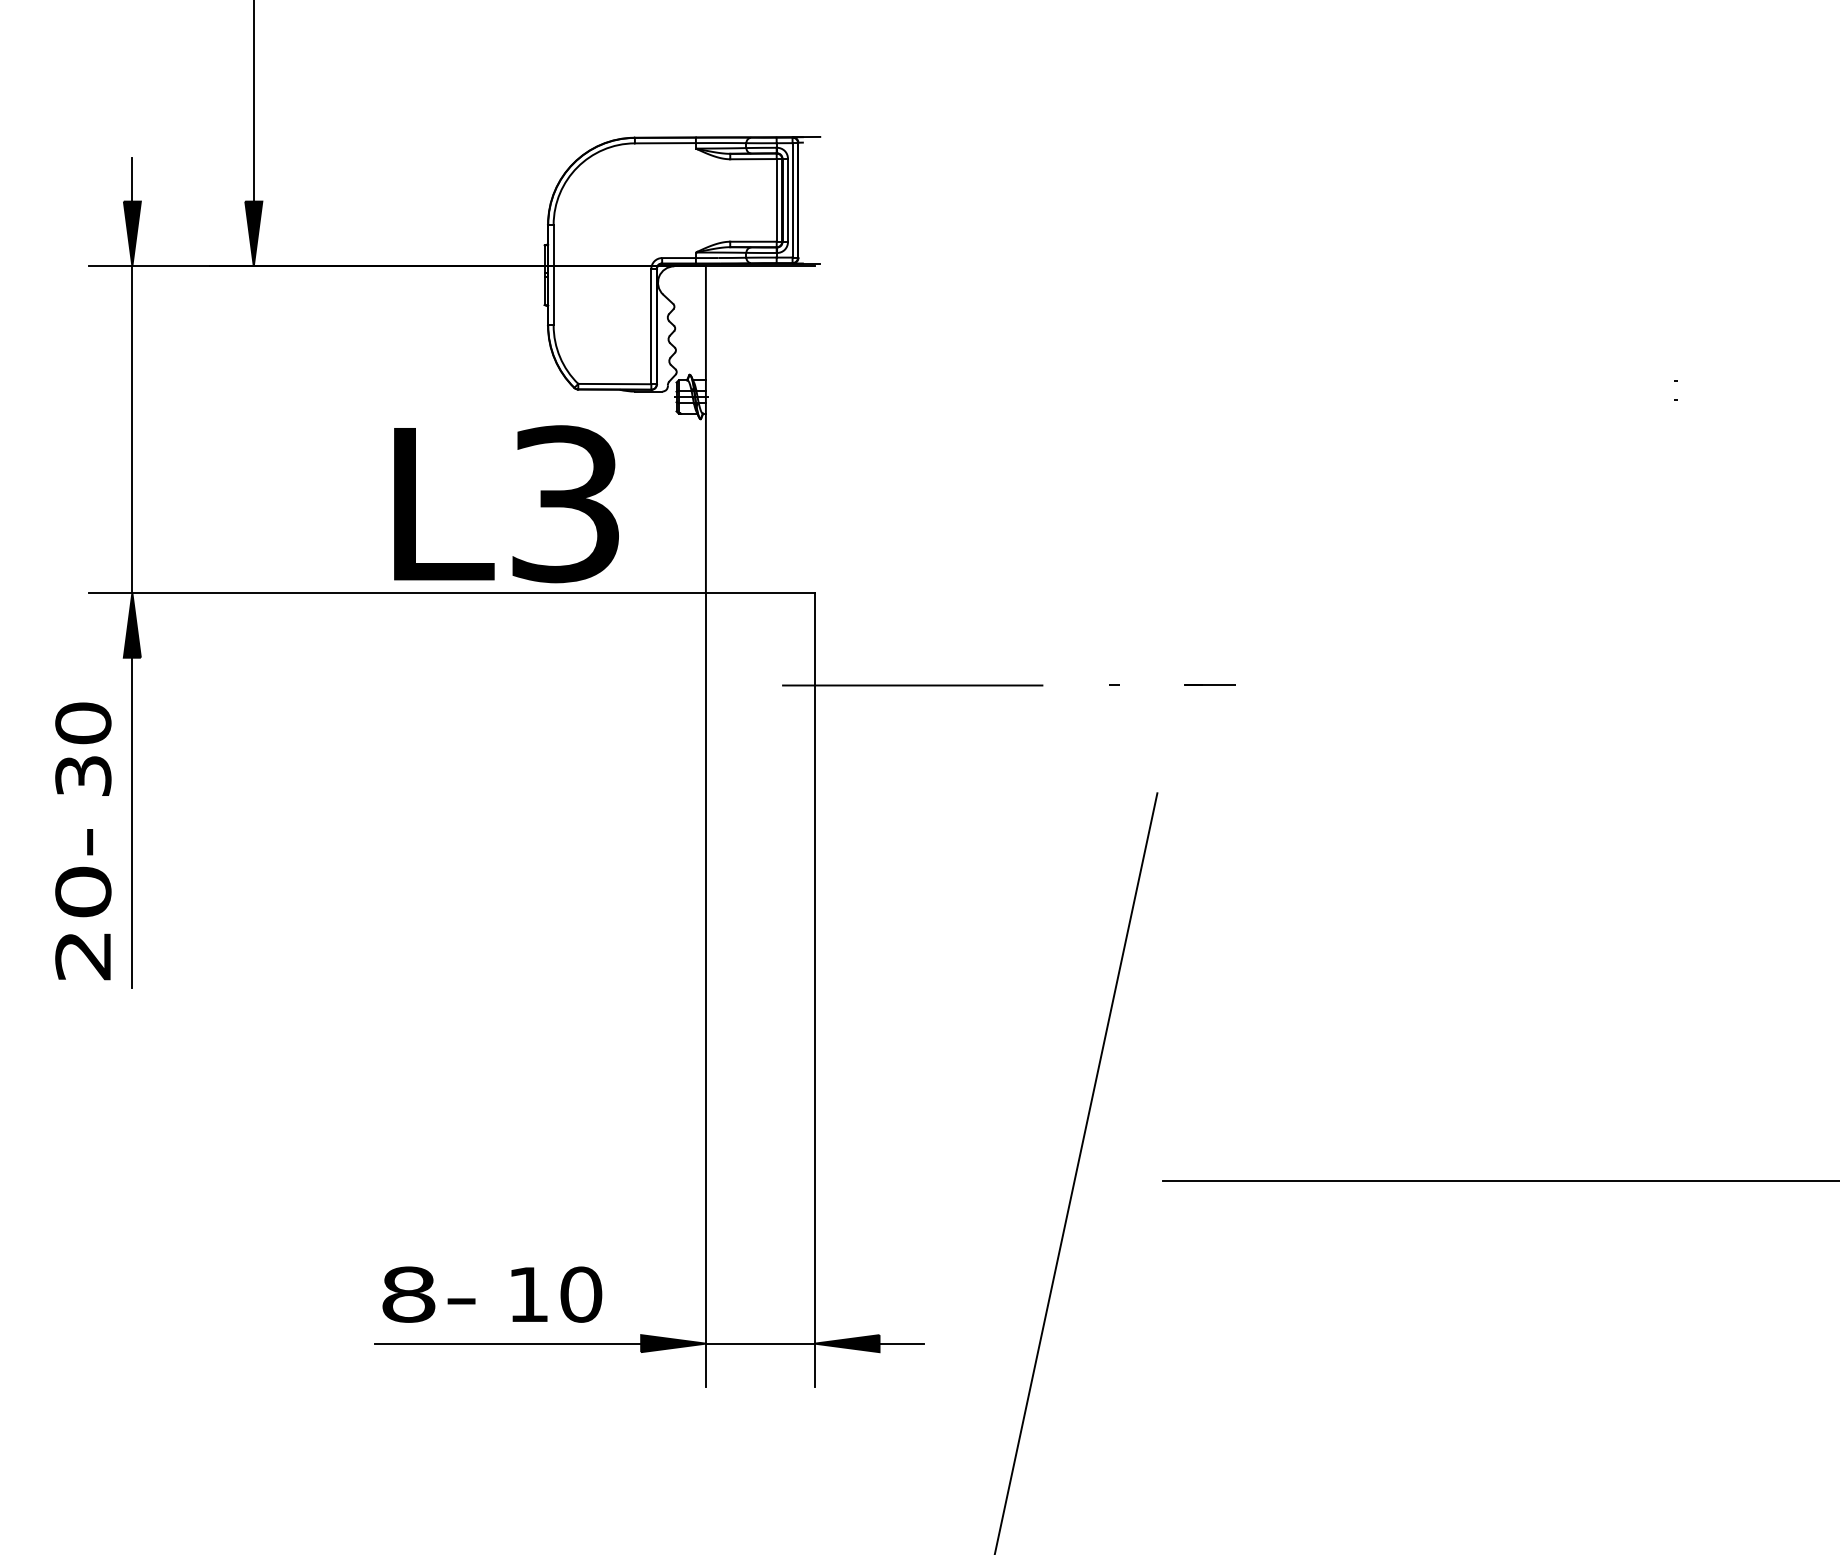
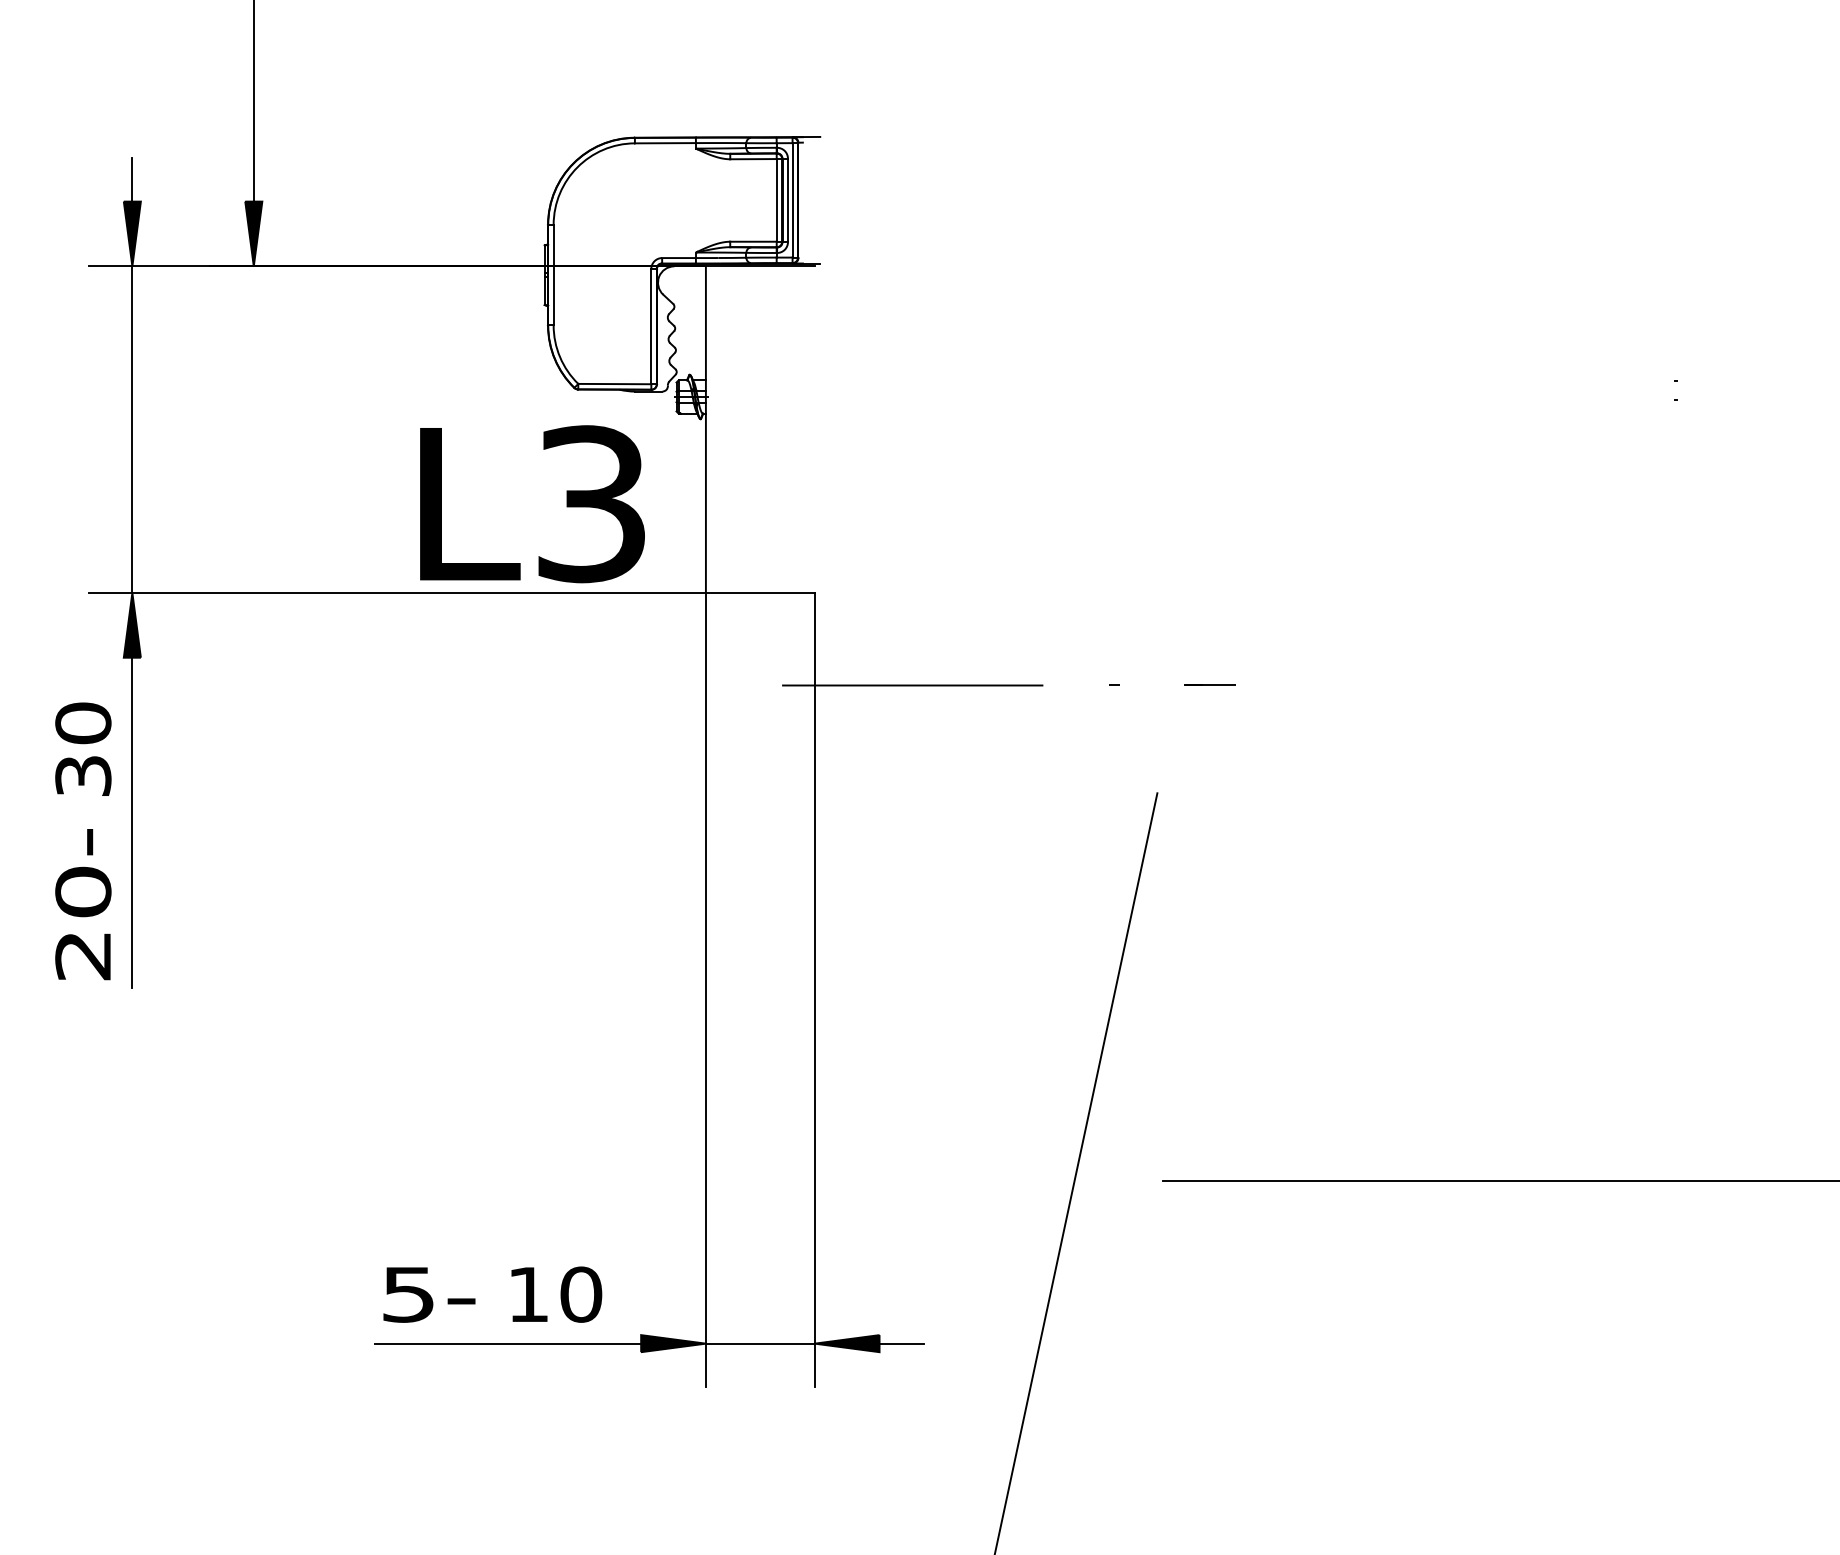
text position: (506, 504) -> (532, 504) (532, 504)
text: 8- -> 5- (408, 1294)
